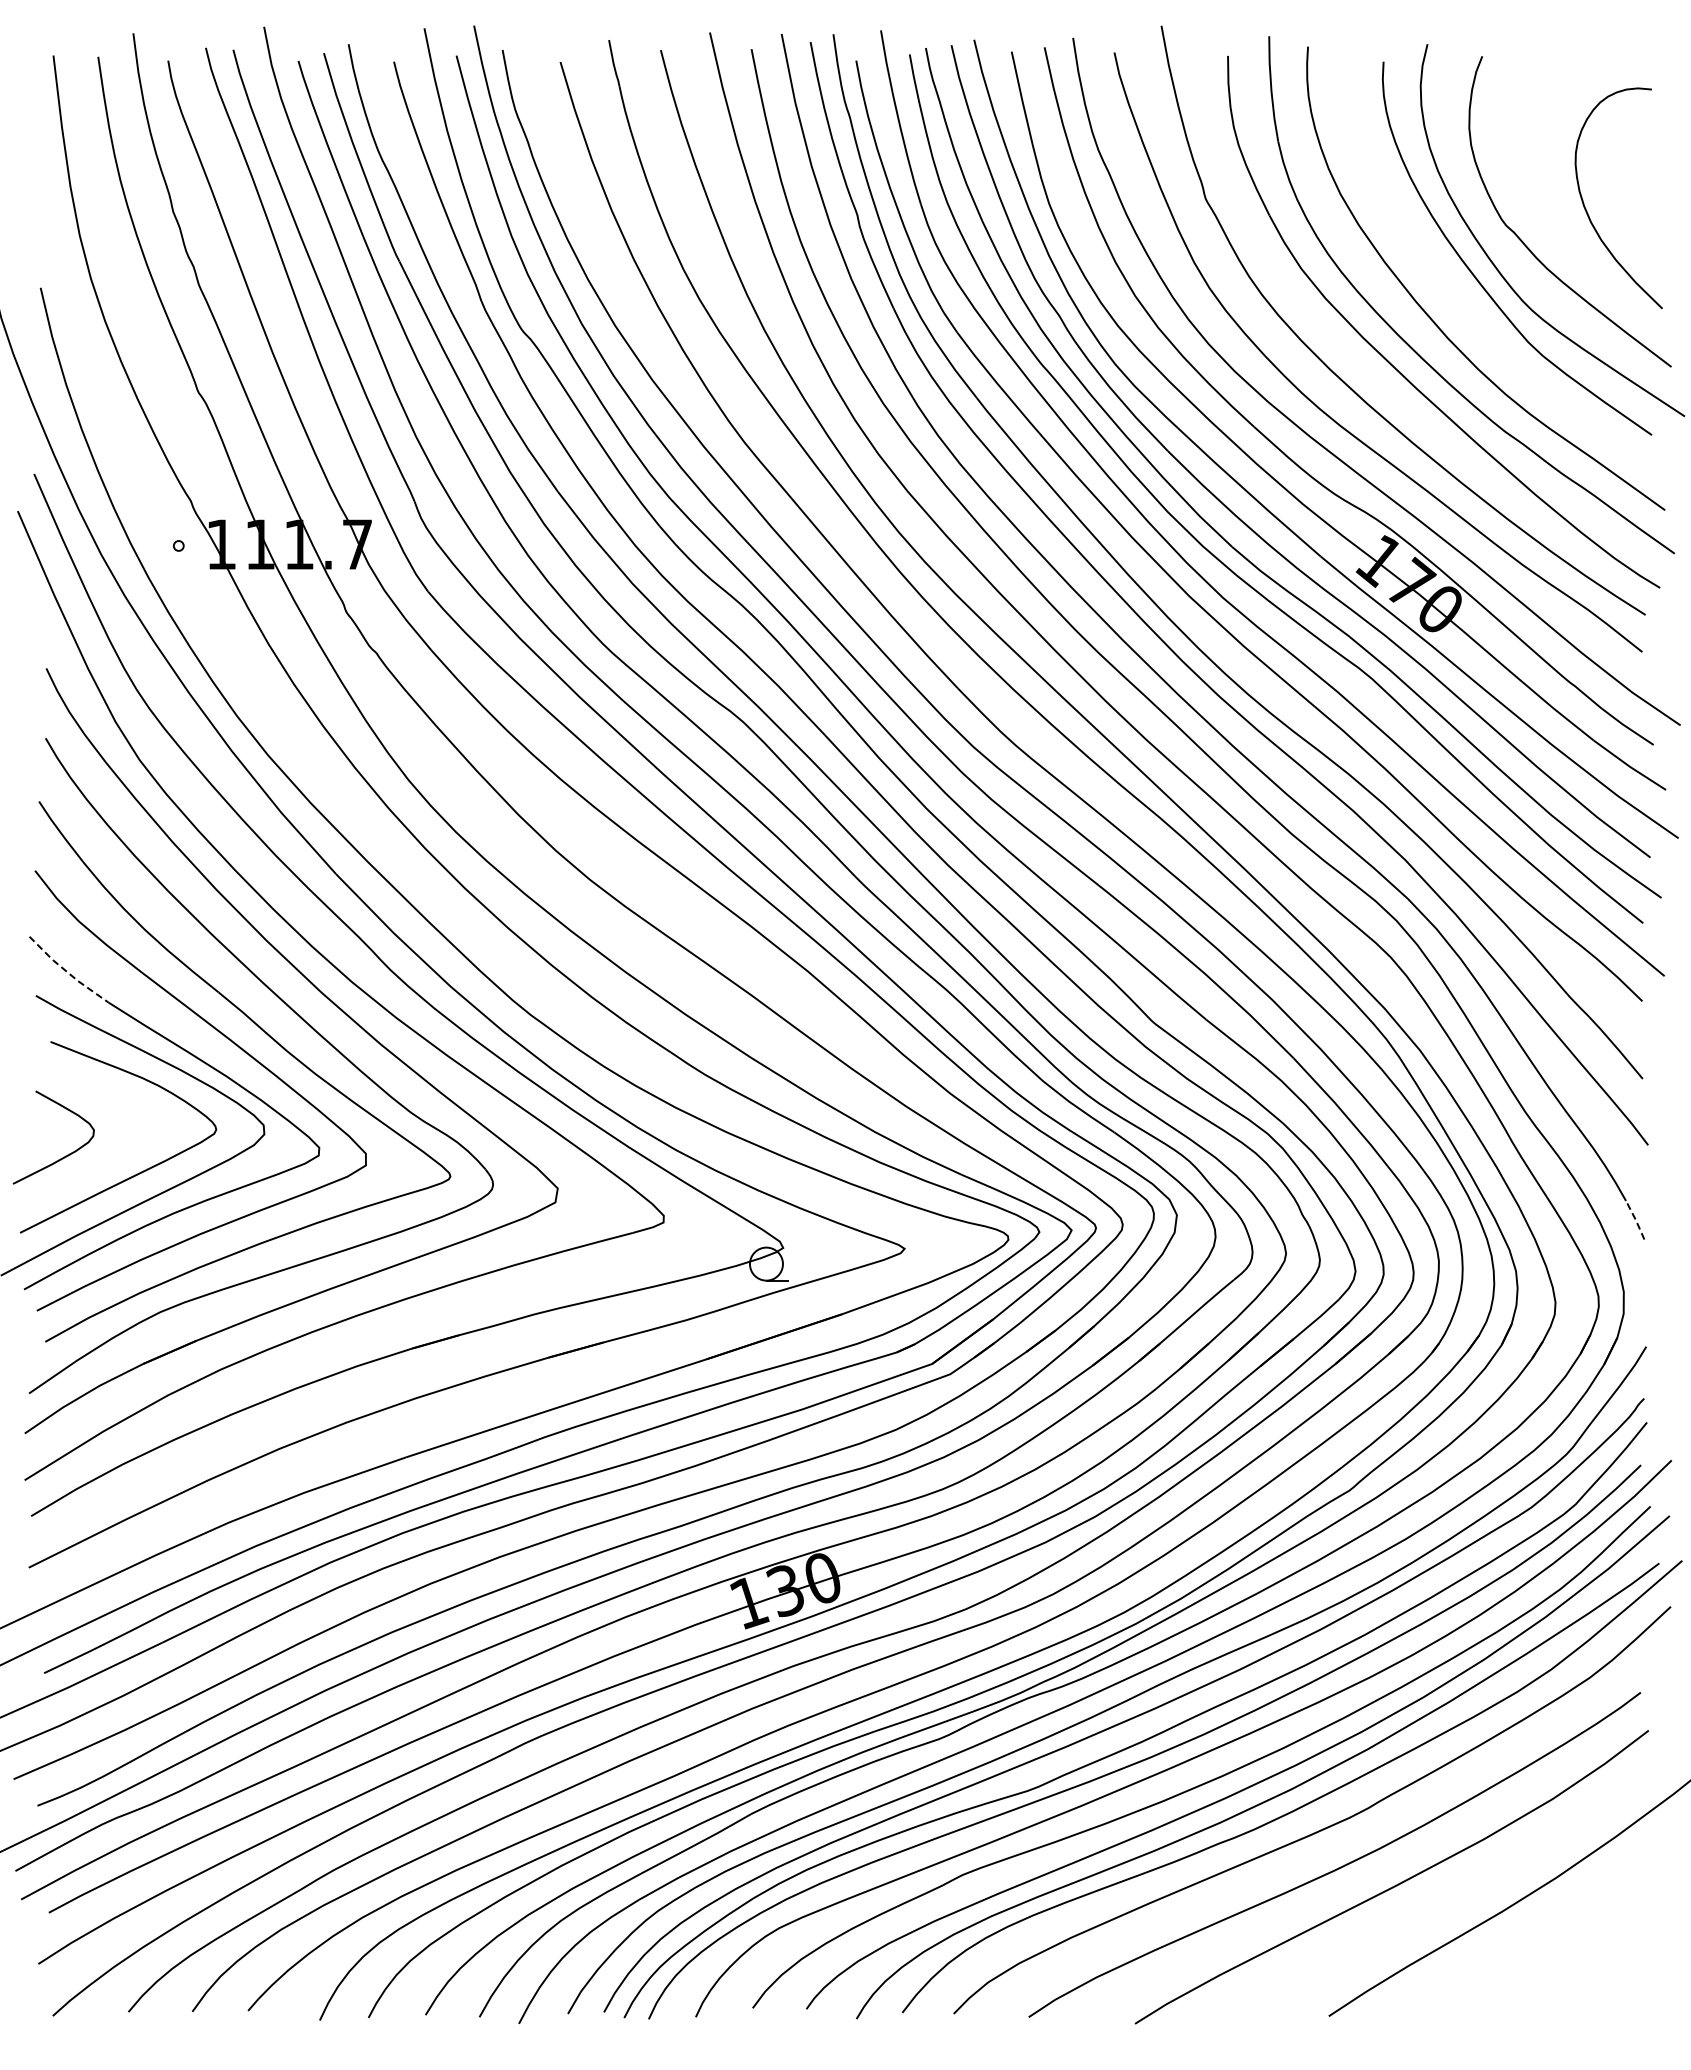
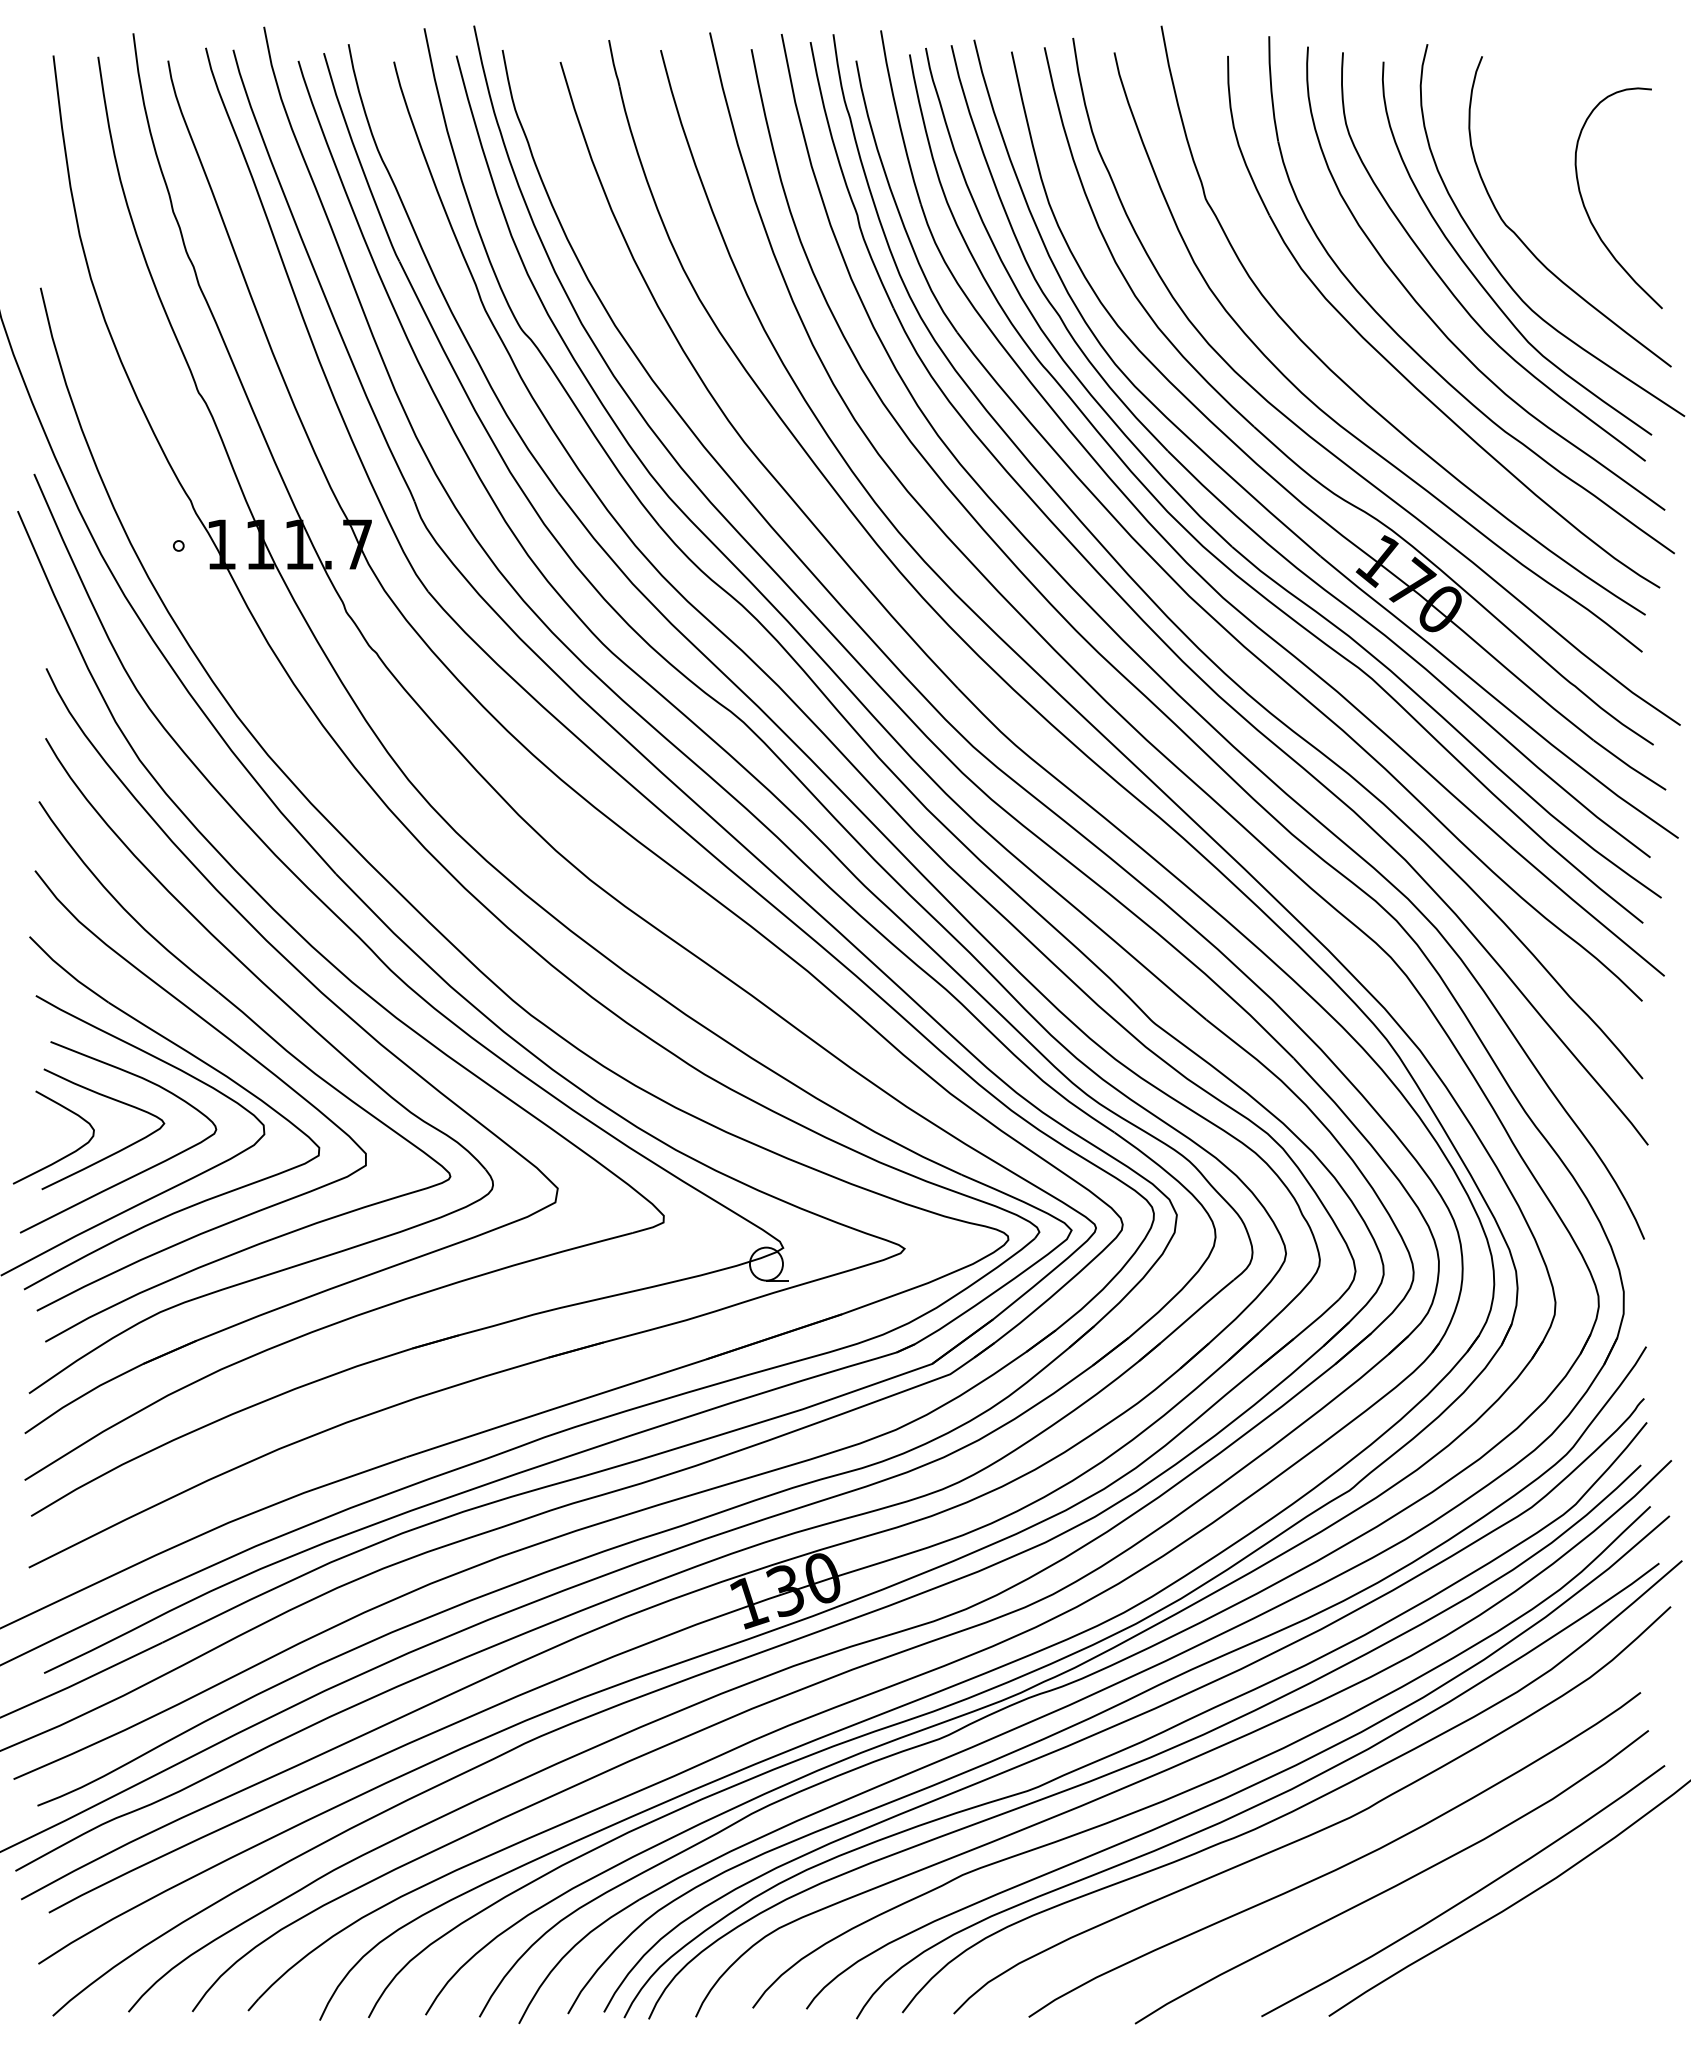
curve: none -> present (1451, 290)
line: dashed -> solid (67, 971)
curve: none -> present (114, 1152)
line: dashed -> solid (1635, 1220)
curve: none -> present (1466, 1897)
